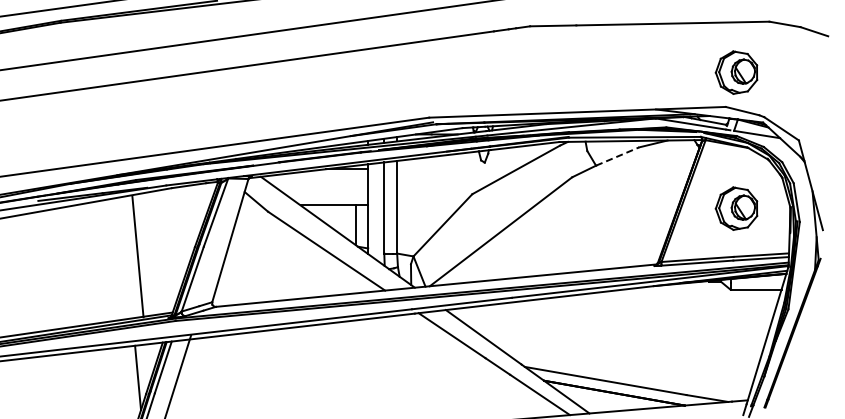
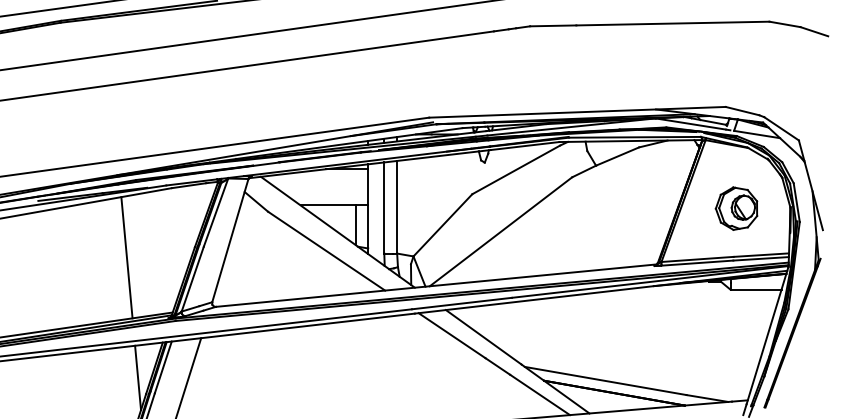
part: present -> none (736, 72)
line: dashed -> solid (618, 156)
line position: (137, 256) -> (126, 257) (126, 257)
line position: (178, 375) -> (188, 376) (188, 376)
